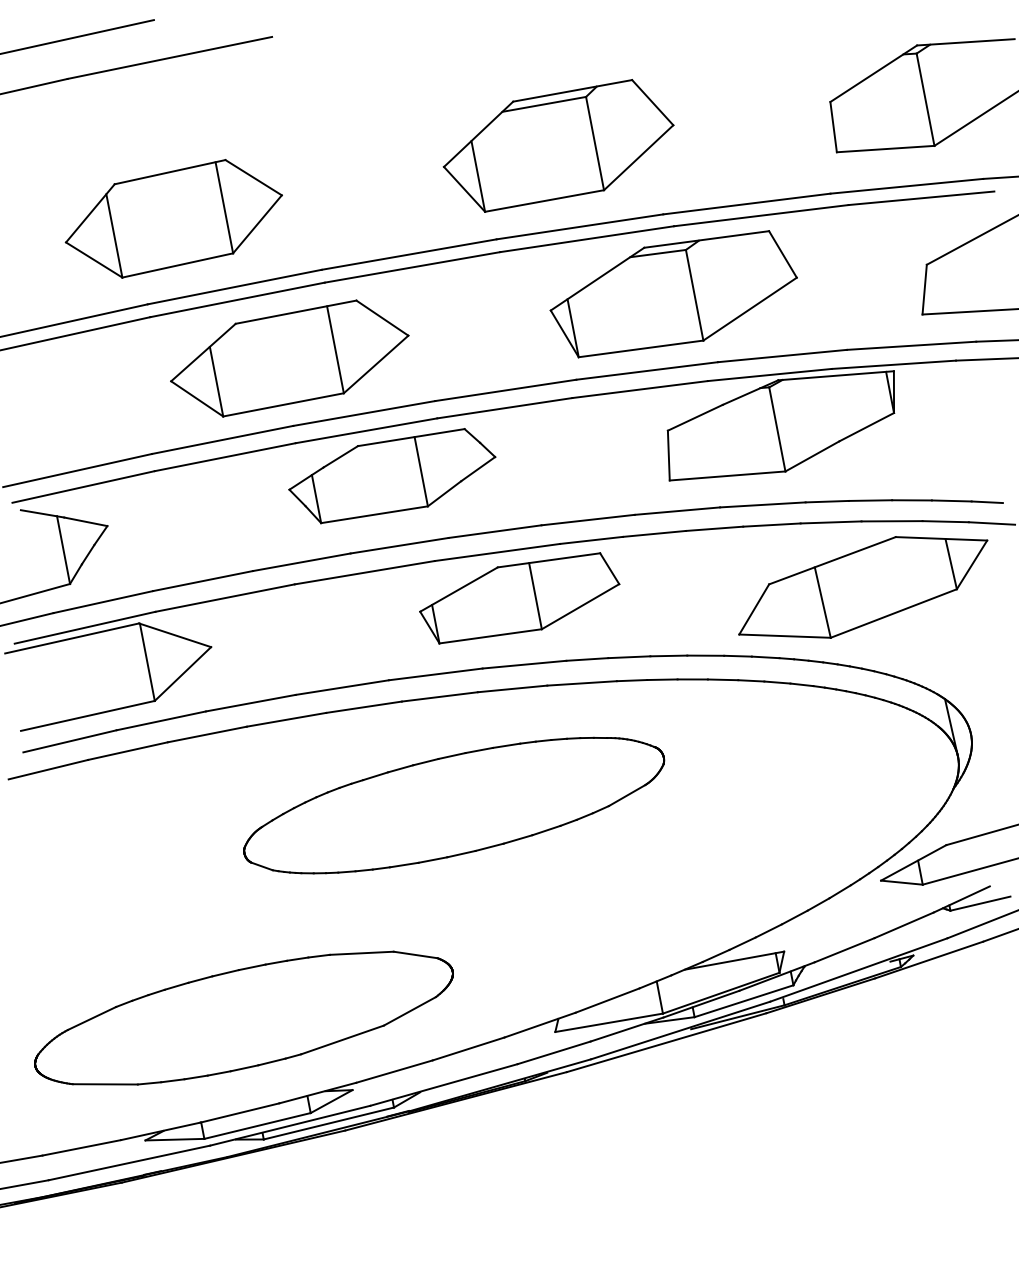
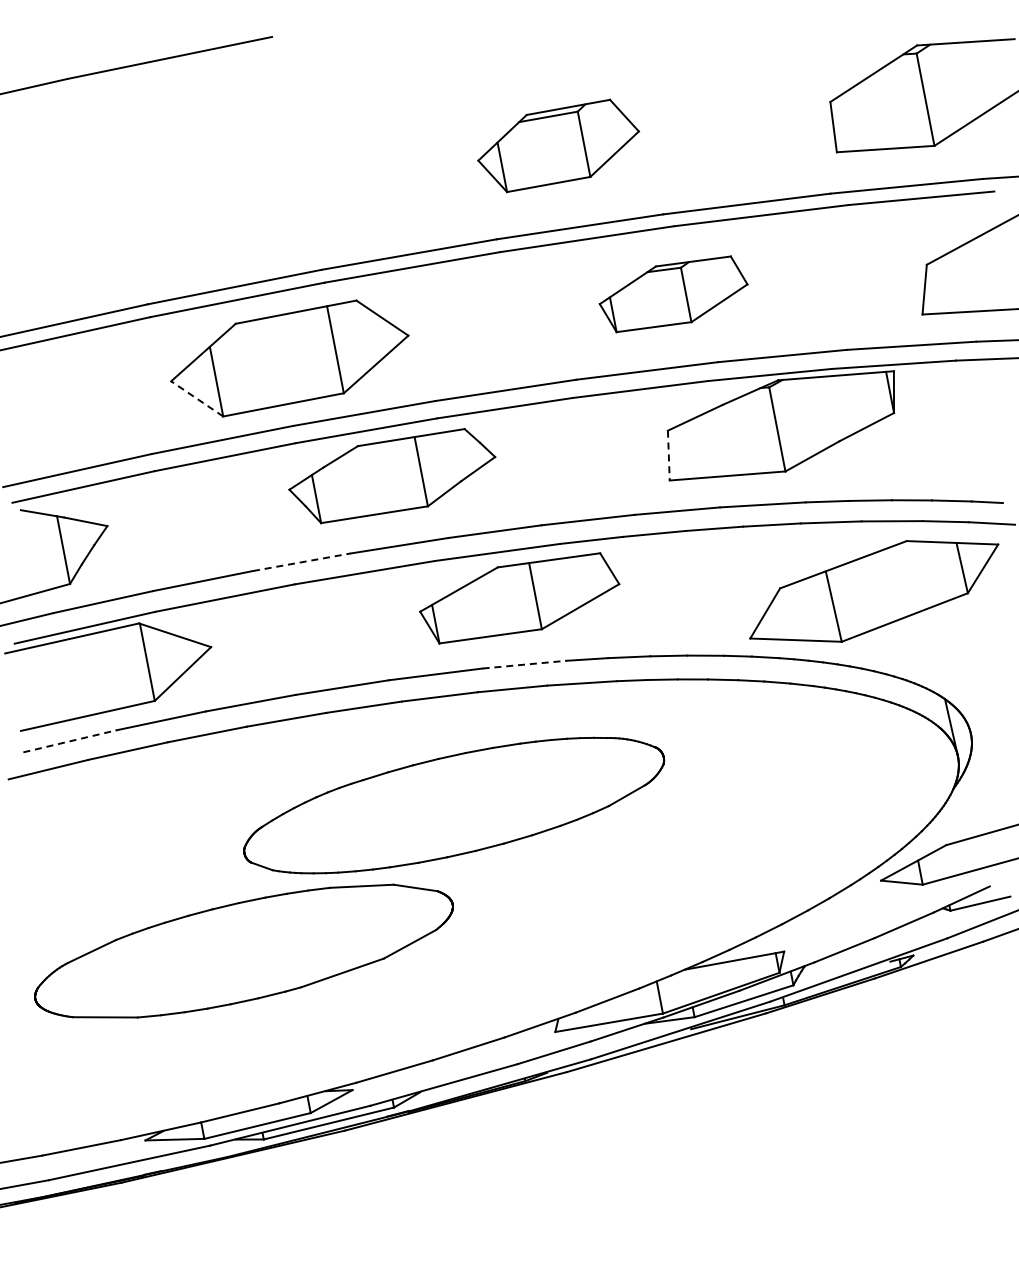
line: present -> none (77, 36)
part size: 233x134 px -> 164x96 px (558, 145)
part: present -> none (173, 218)
part size: 249x129 px -> 151x79 px (673, 294)
line: solid -> dashed (196, 398)
line: solid -> dashed (668, 455)
line: solid -> dashed (301, 562)
part position: (863, 587) -> (874, 591) (874, 591)
line: solid -> dashed (524, 664)
line: solid -> dashed (70, 741)
part position: (243, 1017) -> (243, 950) (243, 950)
